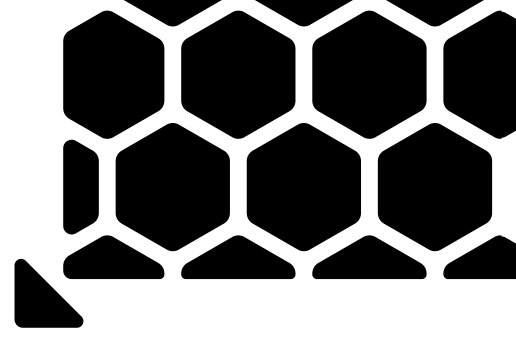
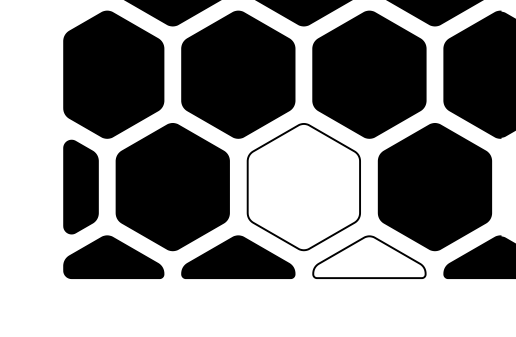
fill: present -> none (303, 186)
fill: present -> none (369, 257)
part: present -> none (48, 293)
